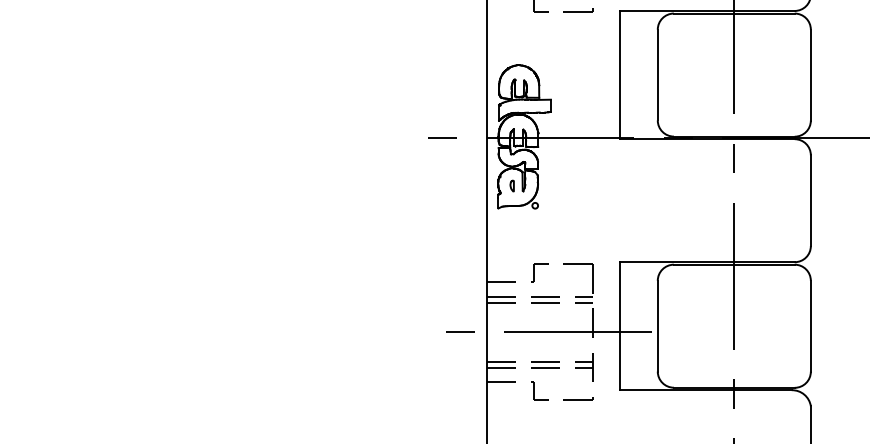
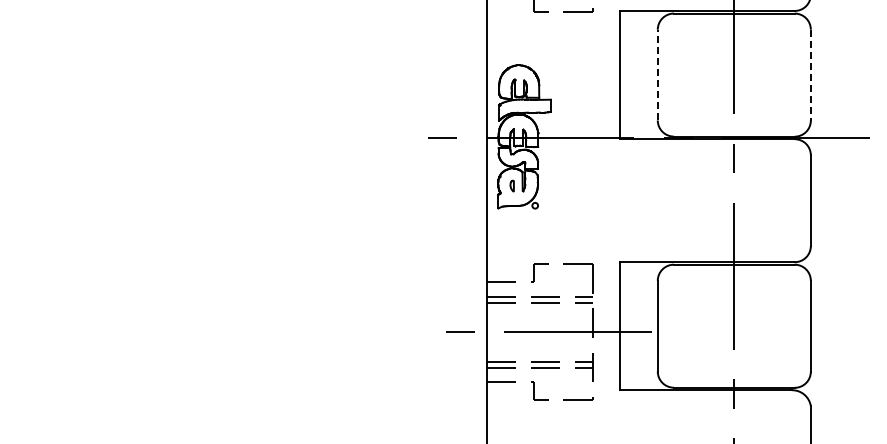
line: solid -> dashed (657, 74)
line: solid -> dashed (810, 75)
